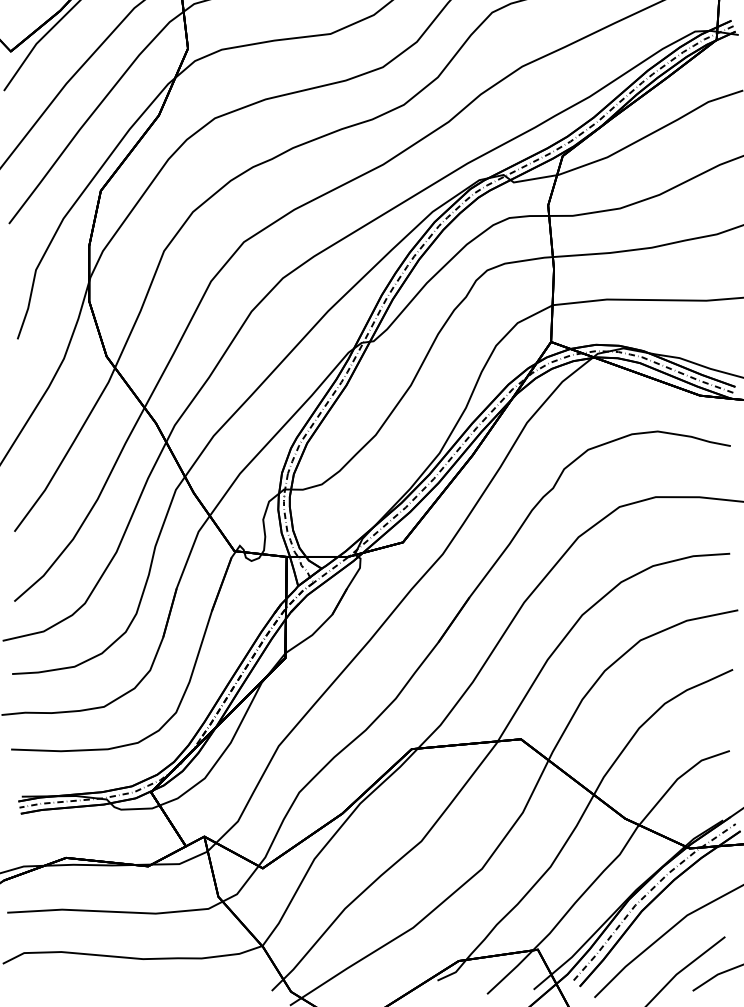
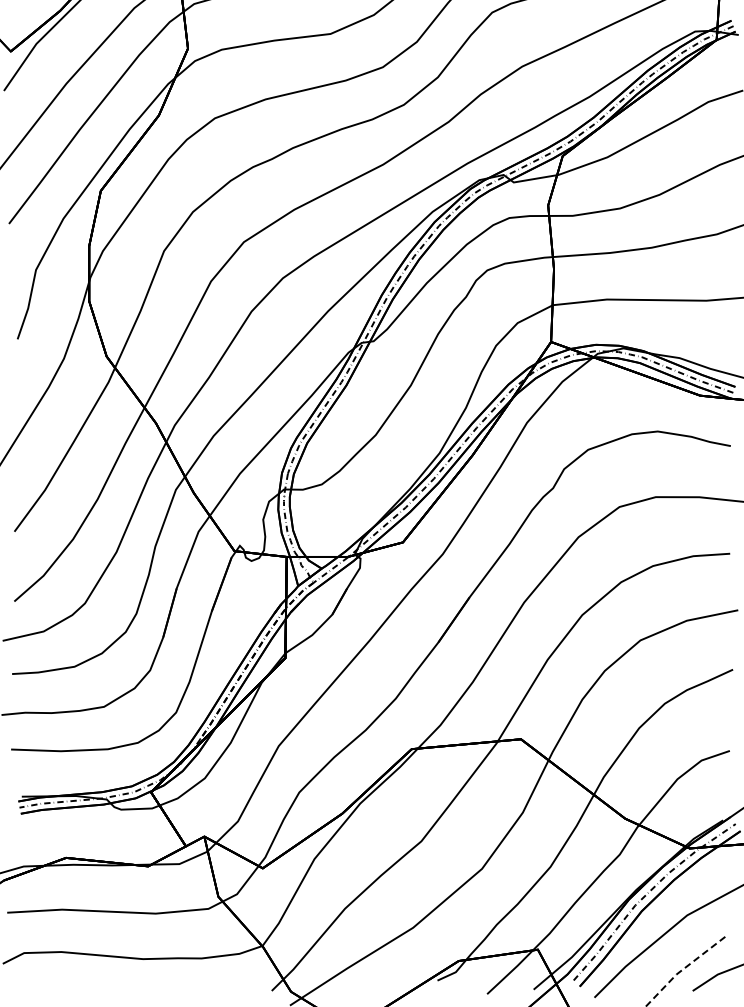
line: solid -> dashed (682, 969)
